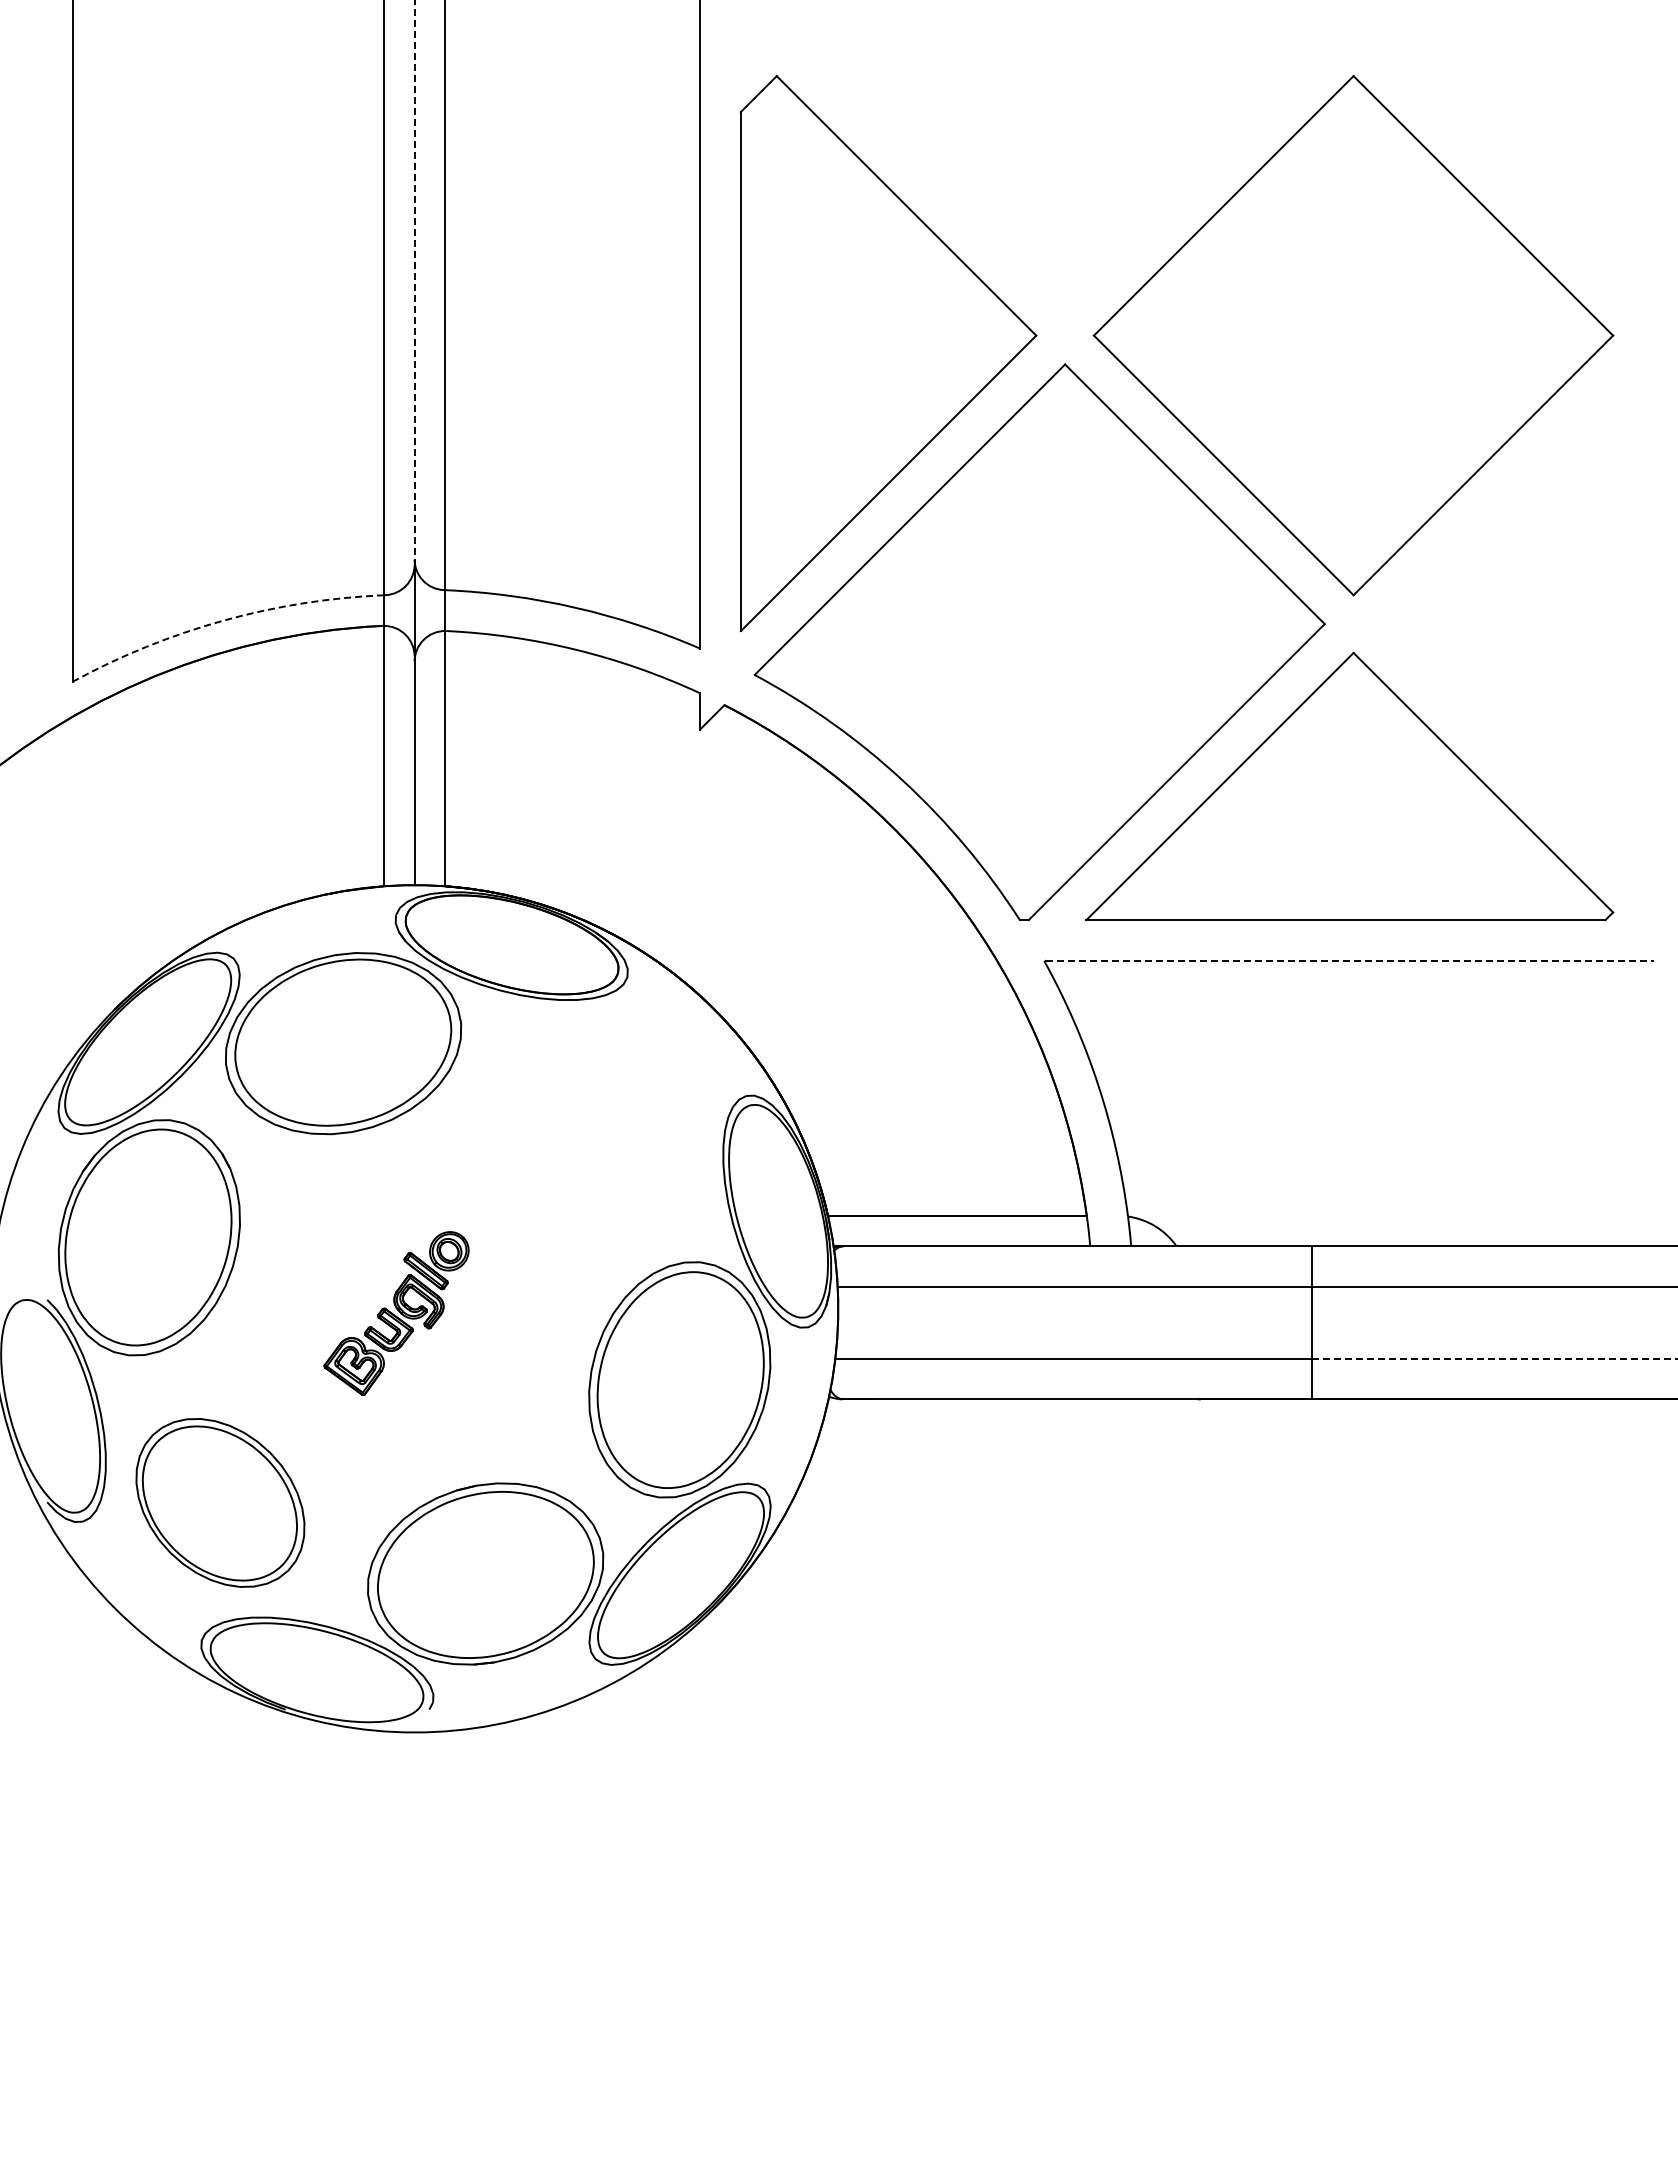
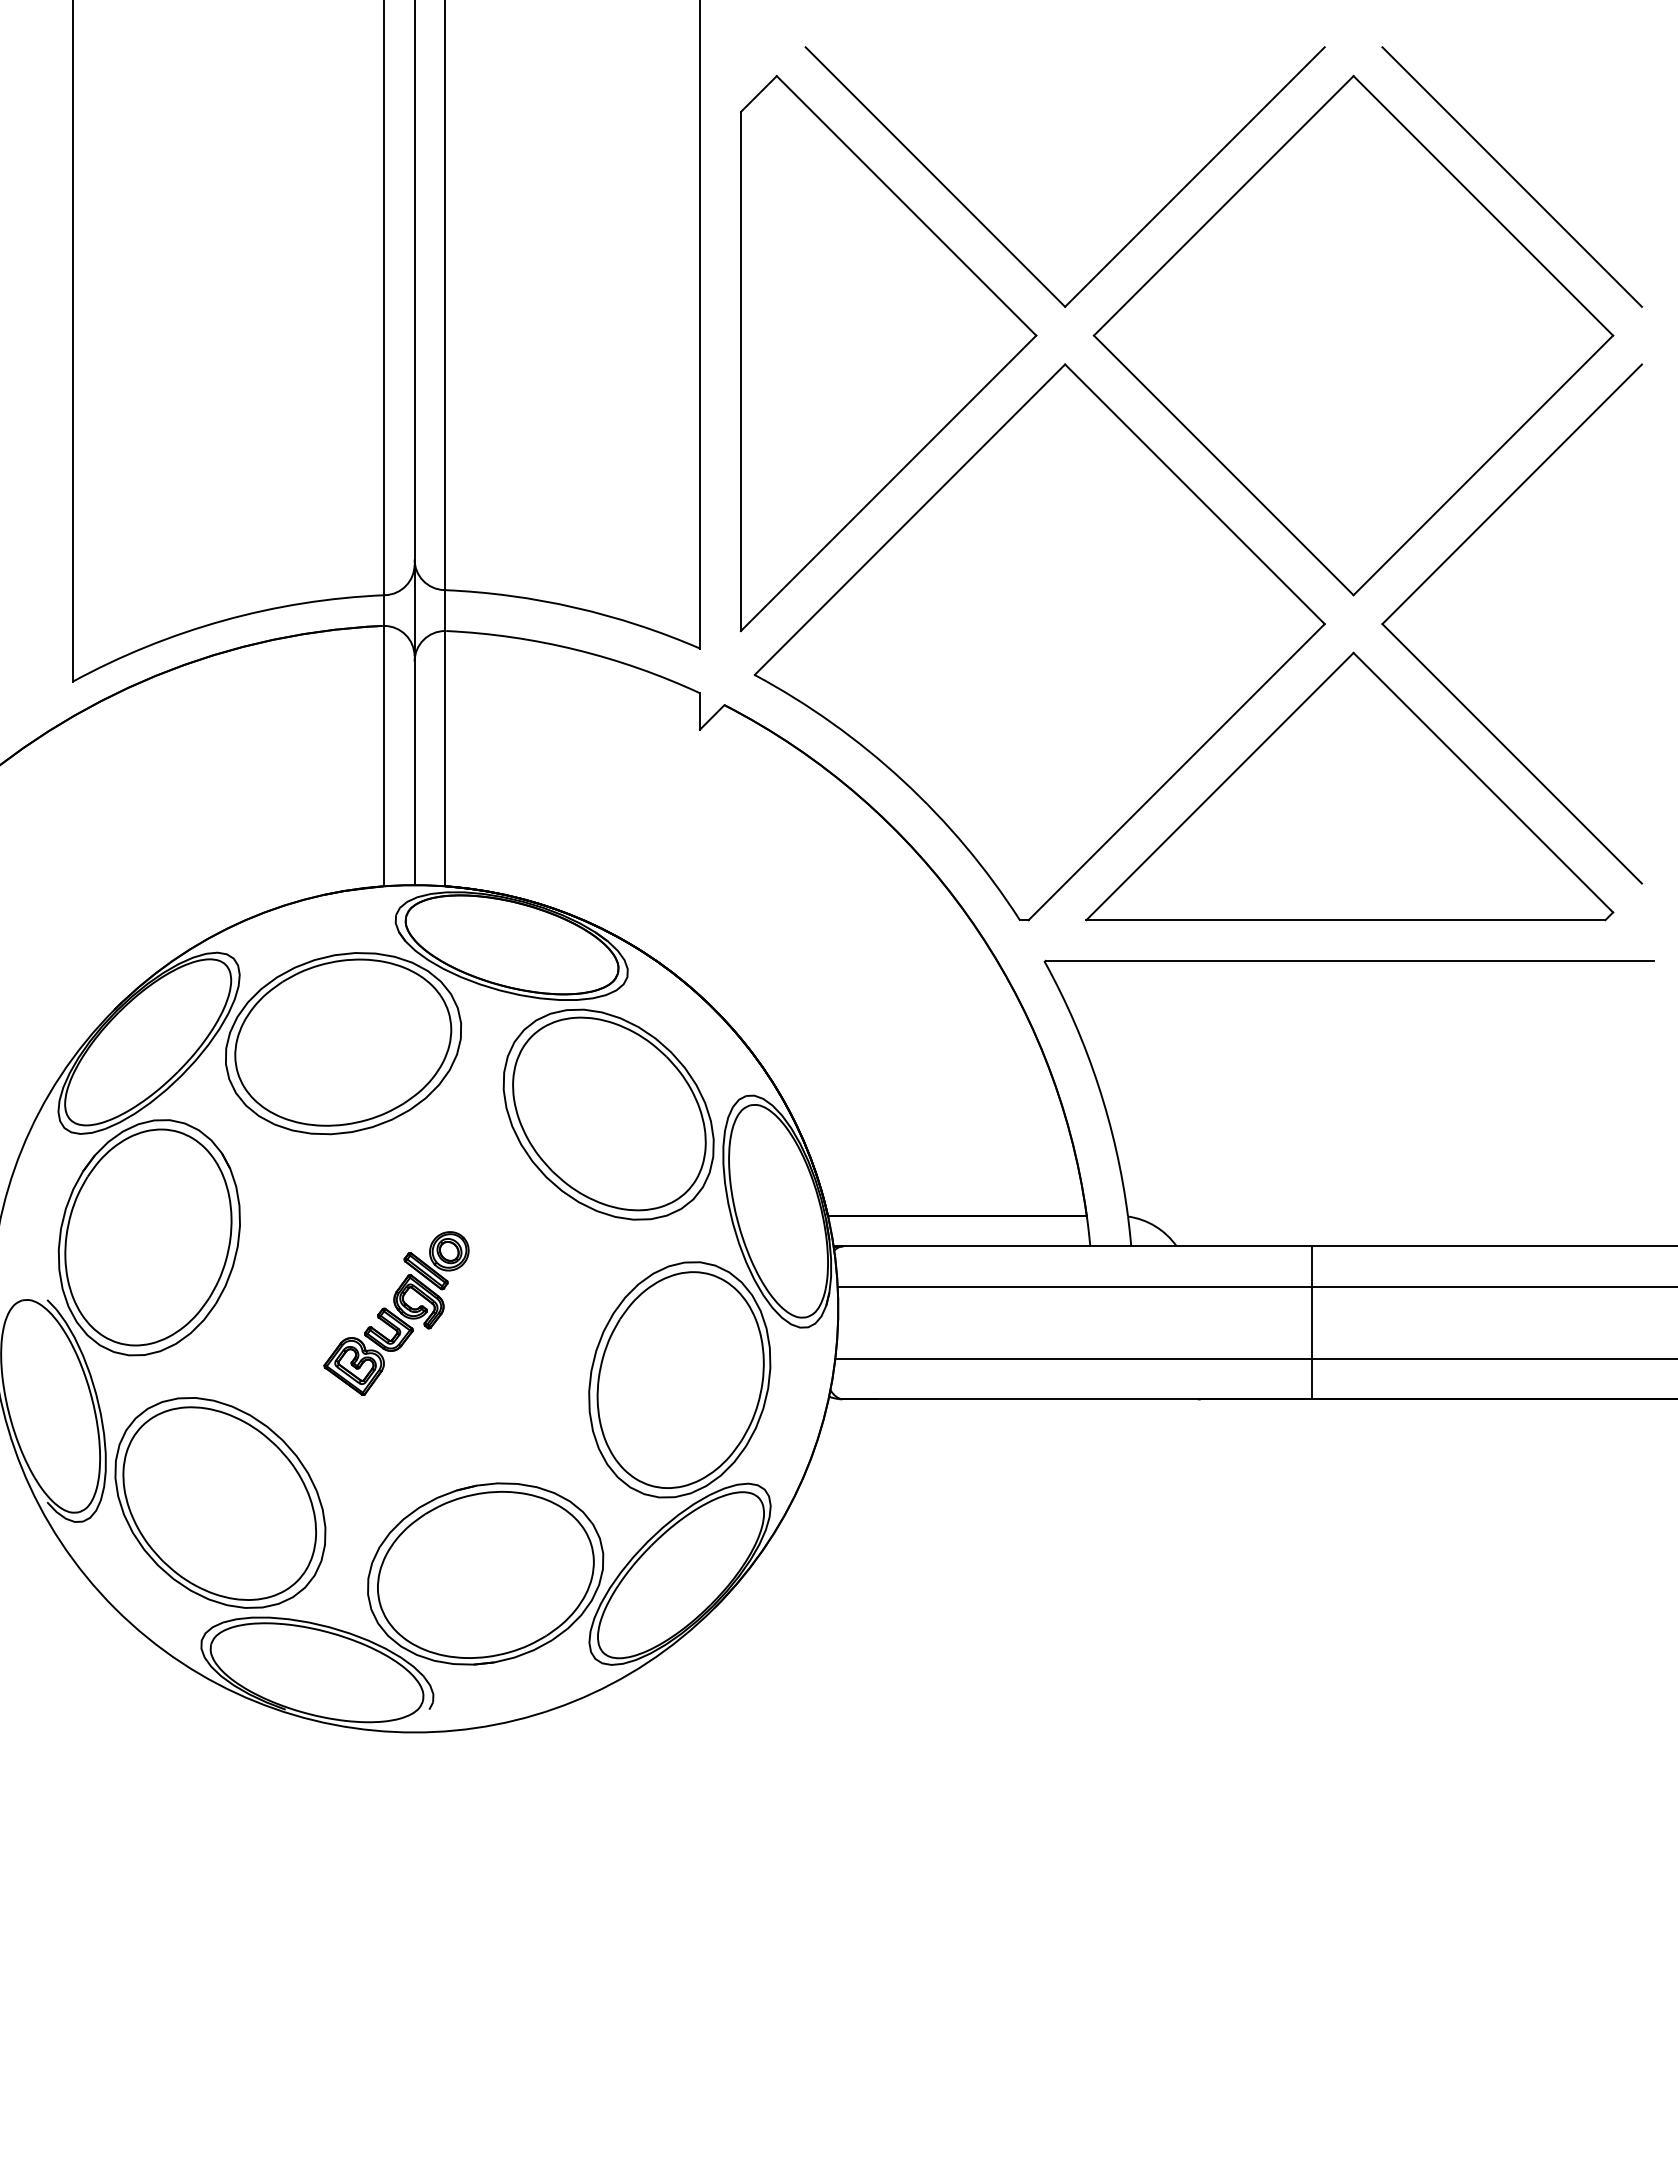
line: none -> present (1511, 176)
part: none -> present (1000, 240)
line: dashed -> solid (414, 282)
part: none -> present (1448, 559)
arc: dashed -> solid (223, 620)
line: dashed -> solid (1350, 960)
part: none -> present (608, 1114)
line: dashed -> solid (1495, 1358)
part size: 171x170 px -> 213x212 px (220, 1502)
